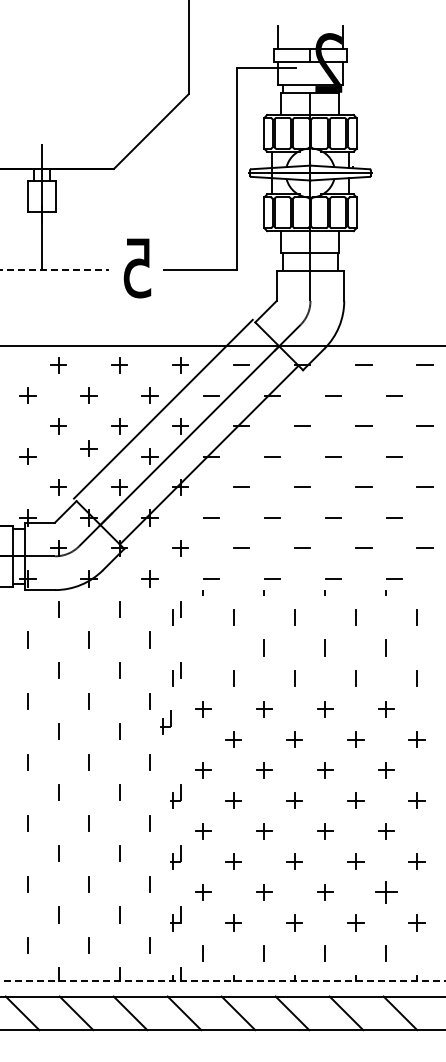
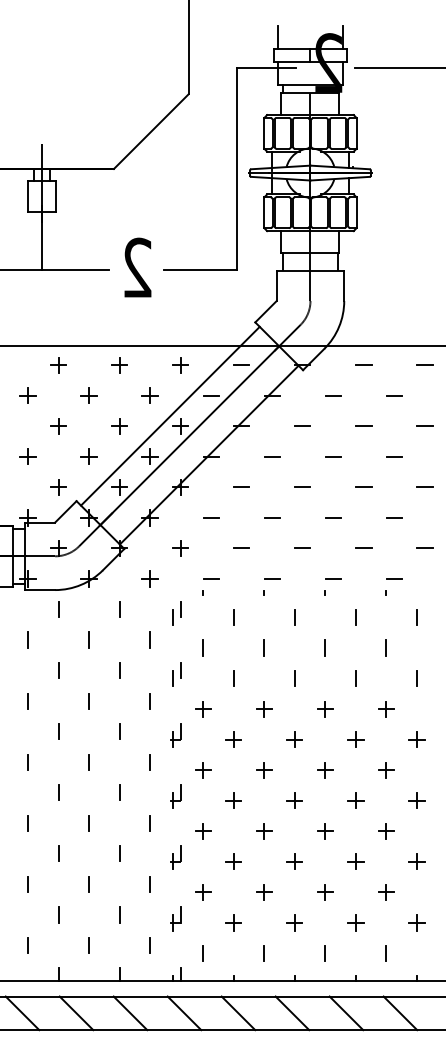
line: none -> present (398, 68)
text: 5 -> 2 (137, 267)
line: dashed -> solid (55, 269)
line position: (163, 408) -> (170, 415) (170, 415)
part position: (88, 448) -> (88, 456) (88, 456)
line: none -> present (202, 647)
part position: (165, 722) -> (175, 735) (175, 735)
part size: 23x23 px -> 17x17 px (386, 892)
line: dashed -> solid (223, 981)
